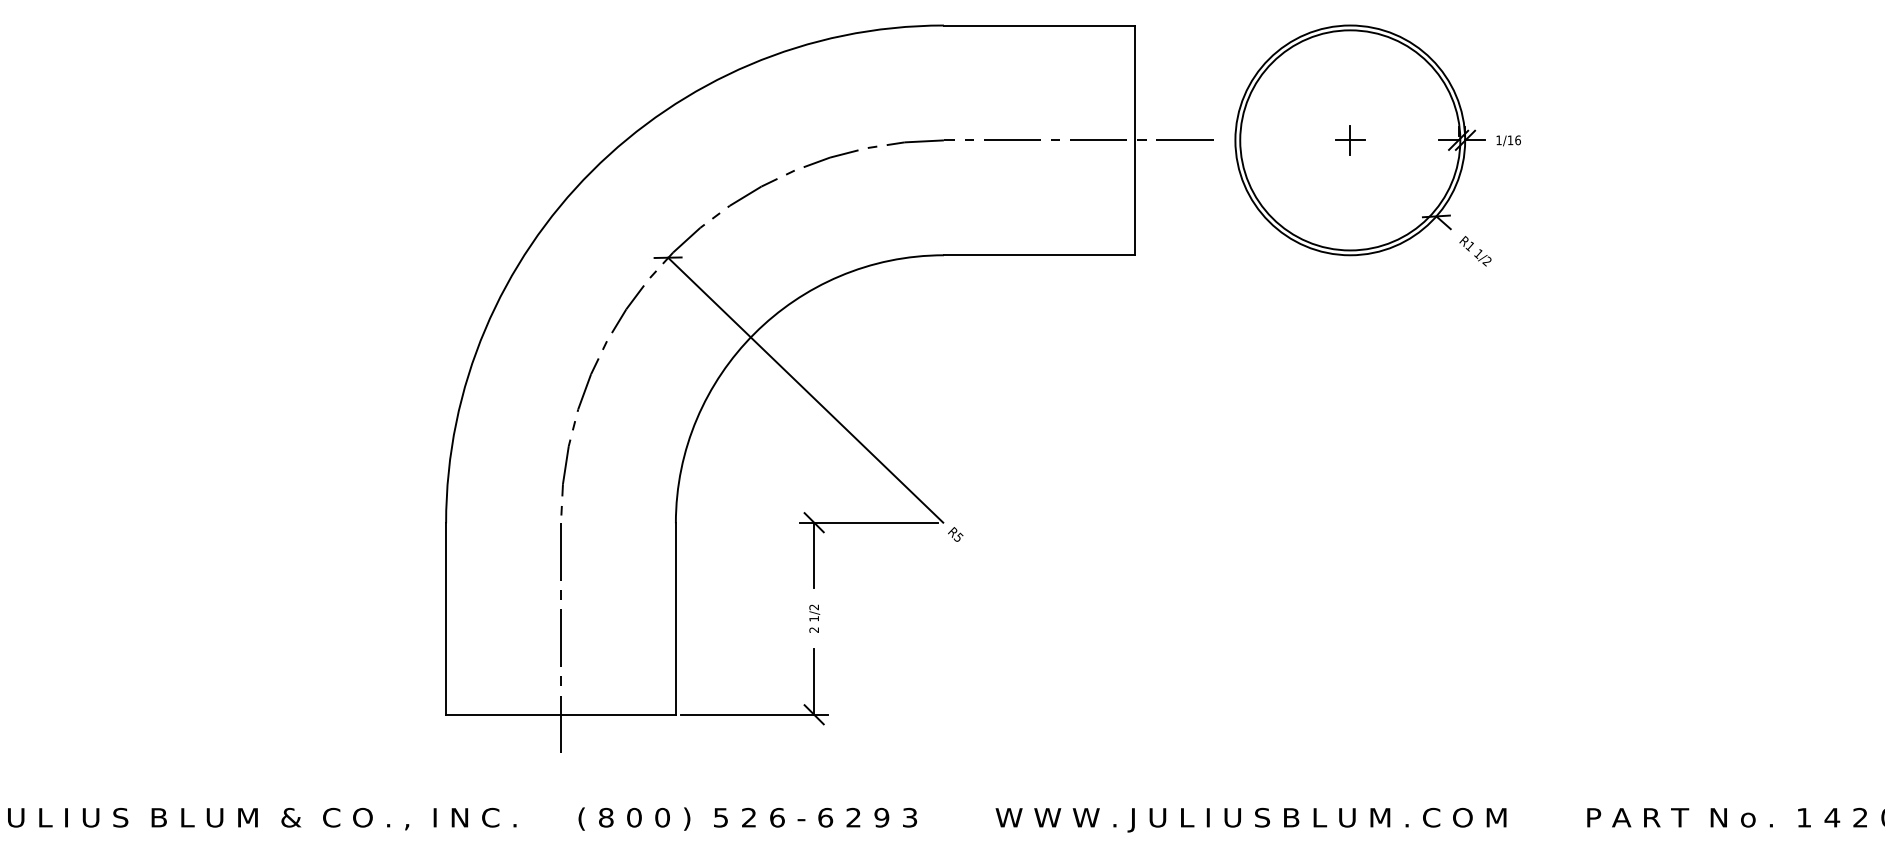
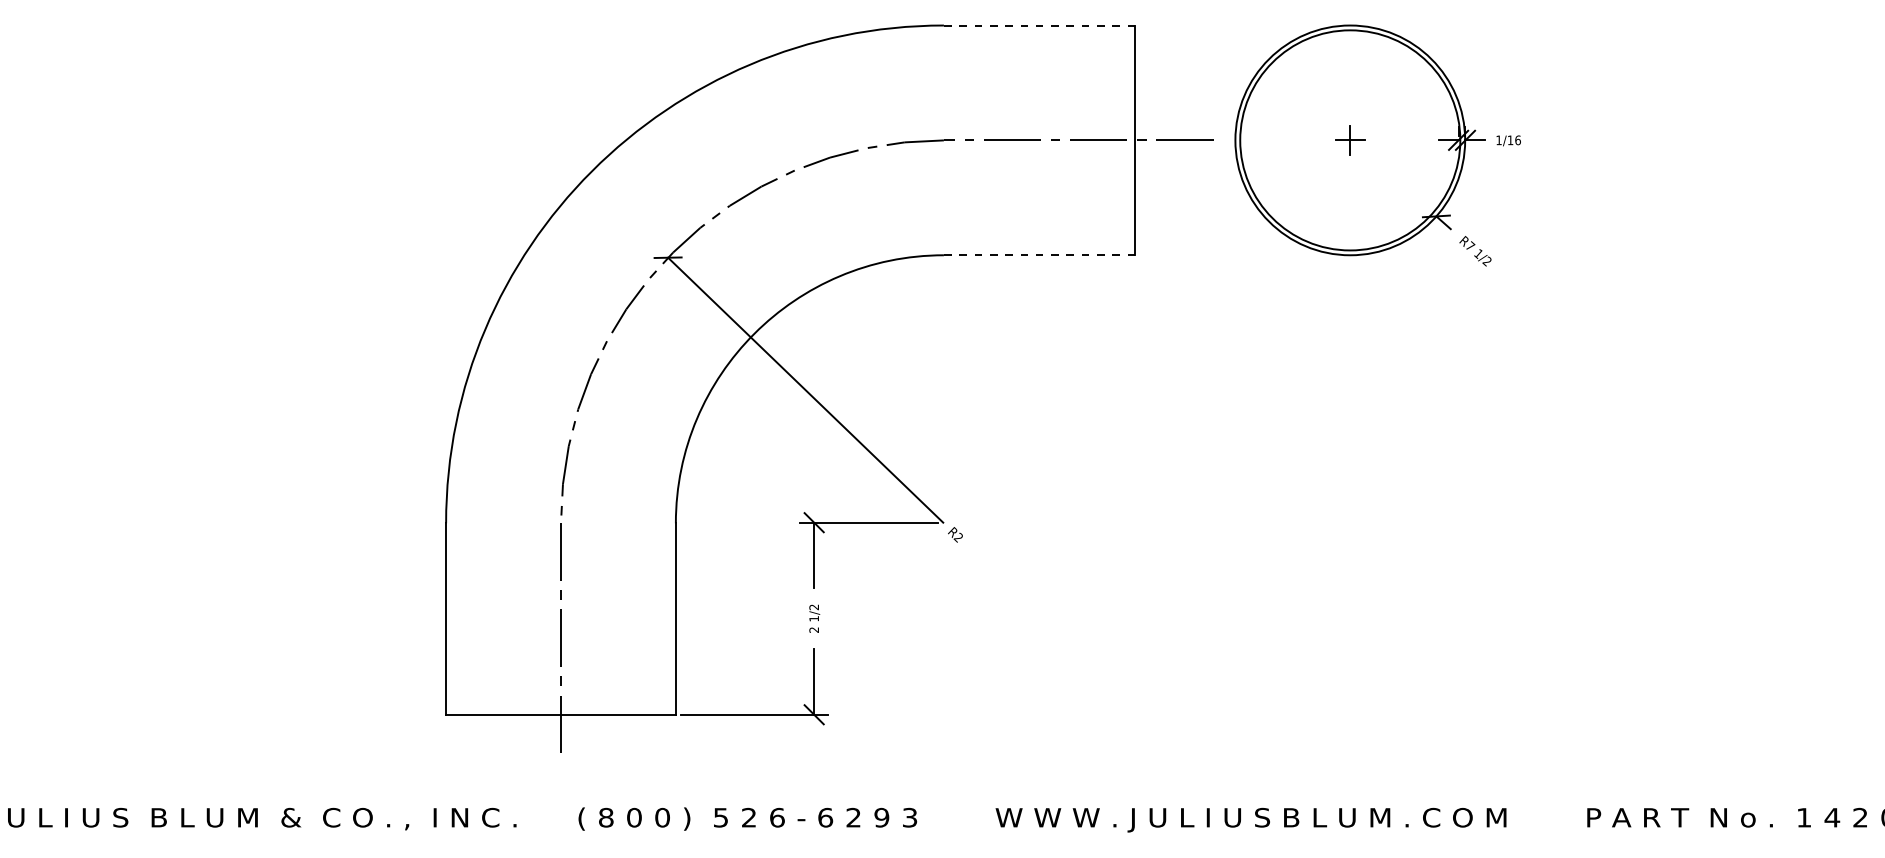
line: solid -> dashed (1039, 25)
text: R1 -> R7 (1470, 246)
line: solid -> dashed (1039, 255)
text: R5 -> R2 (958, 537)
